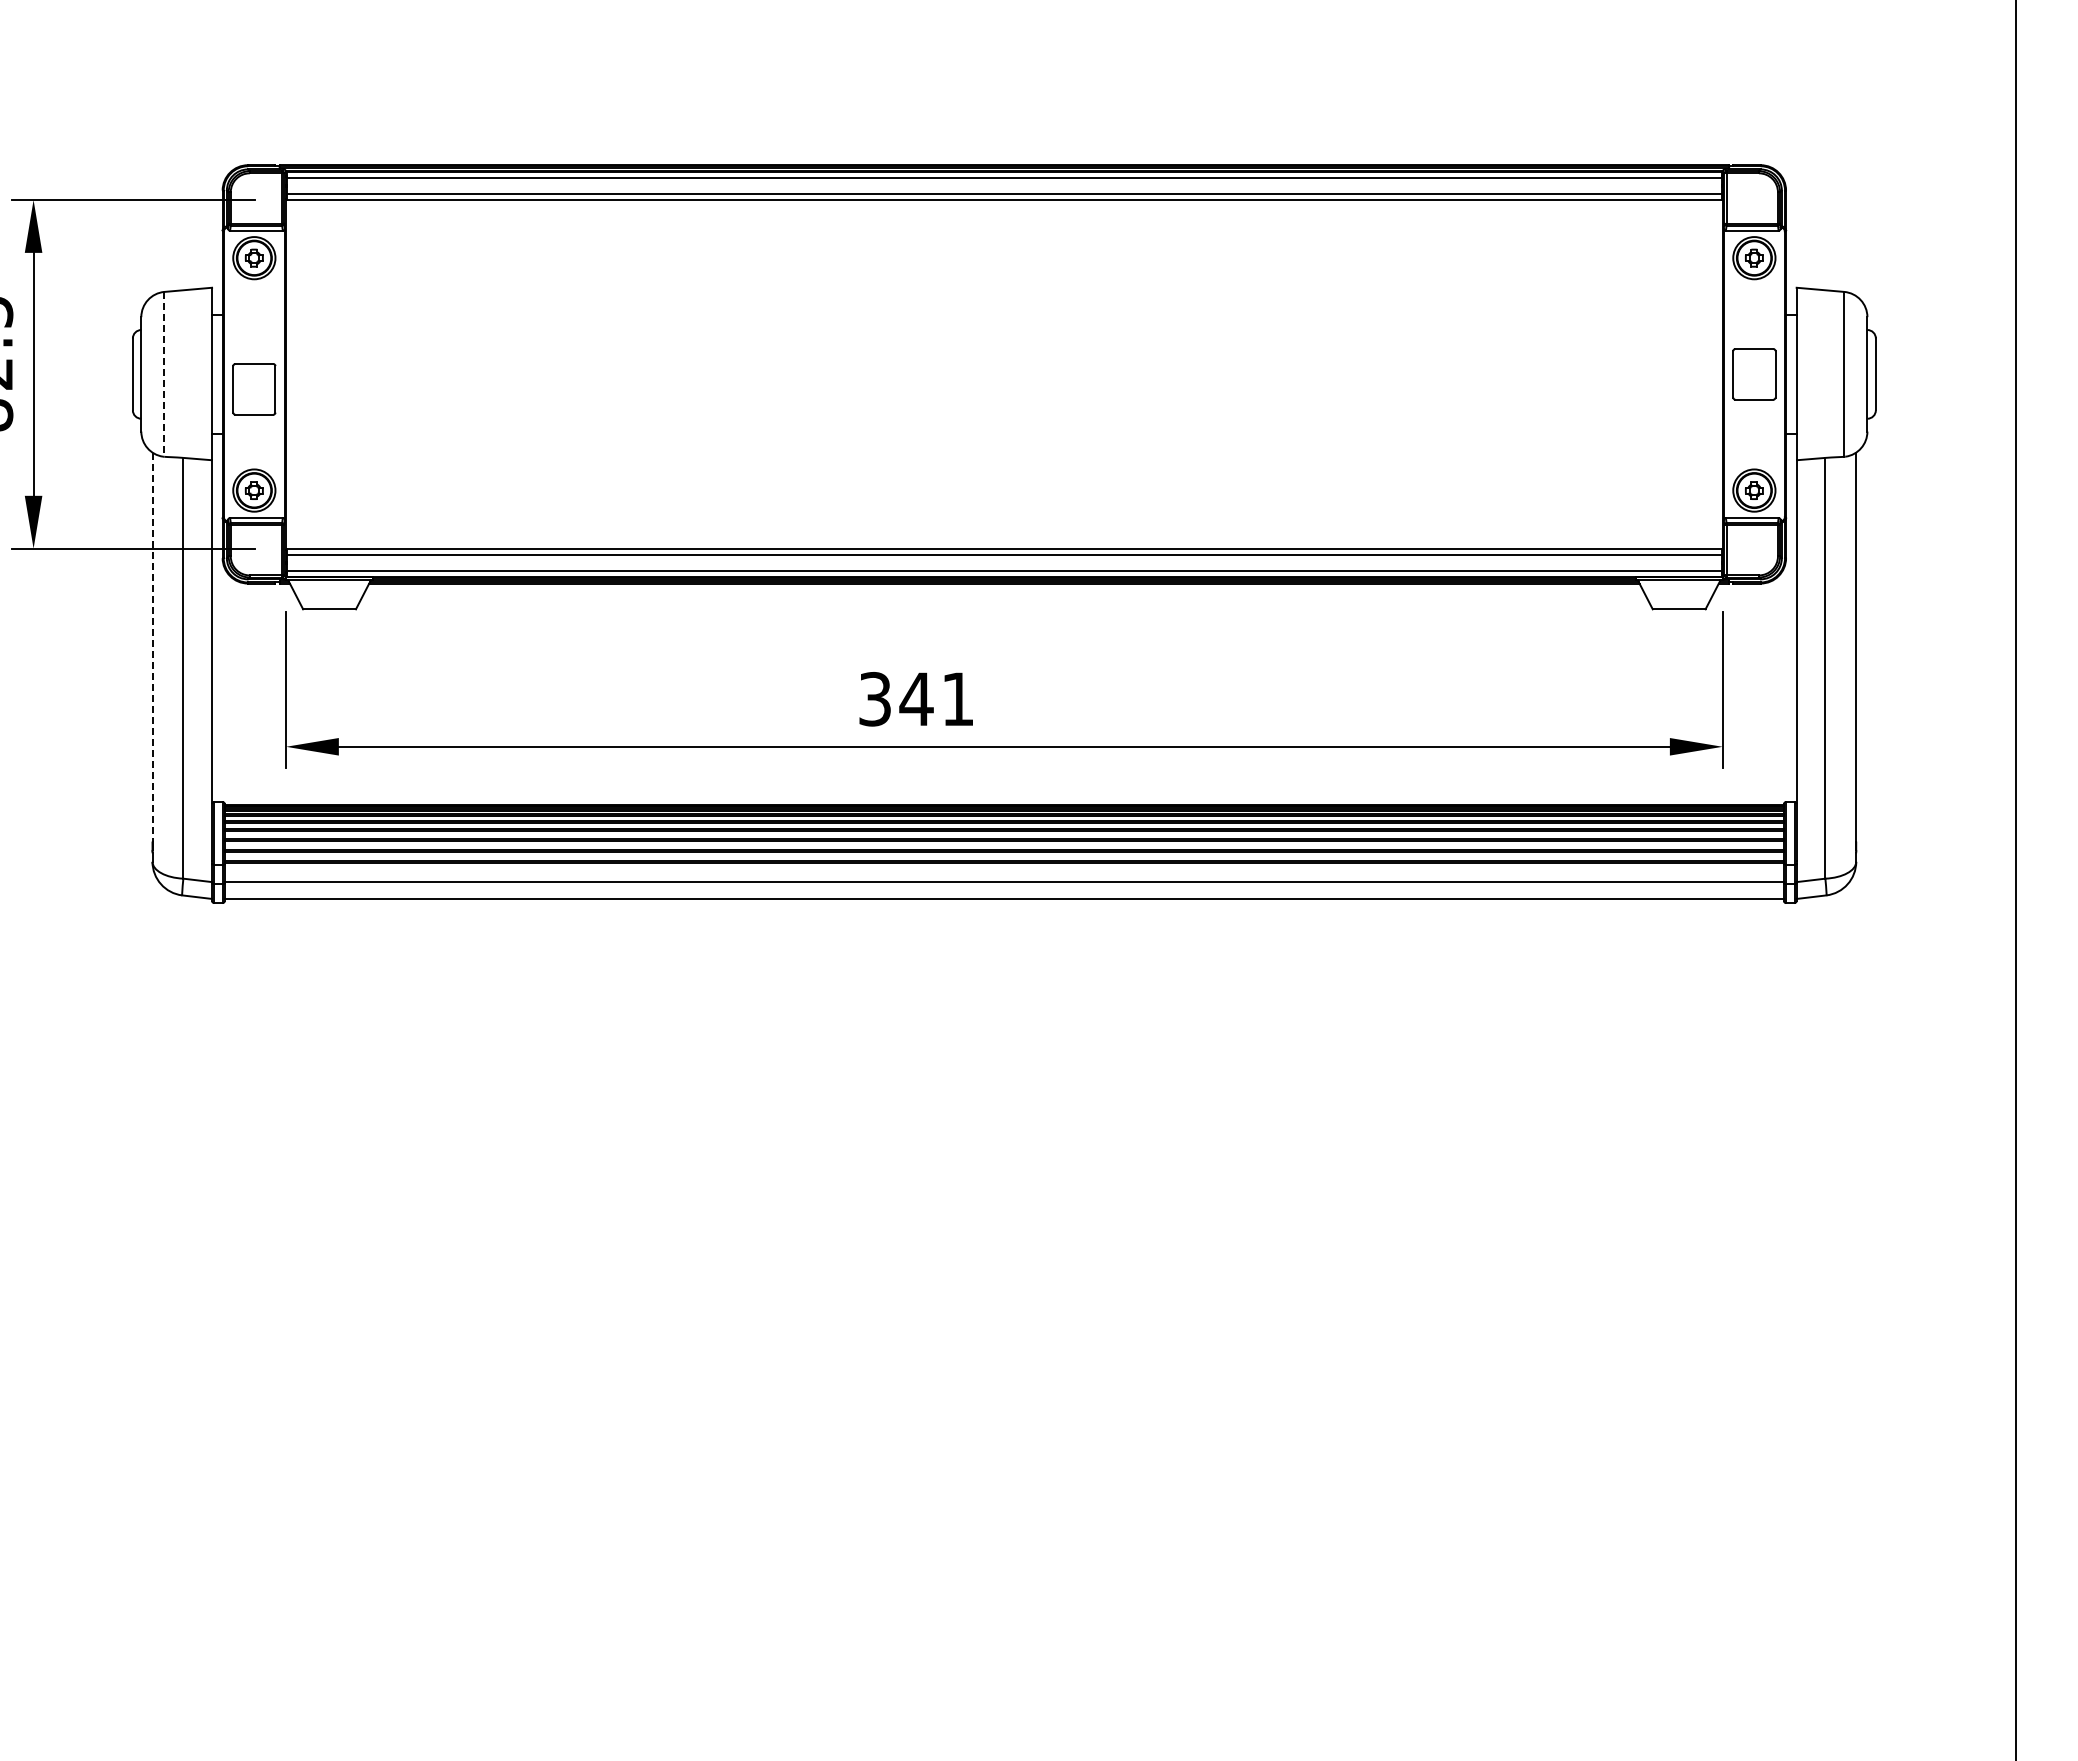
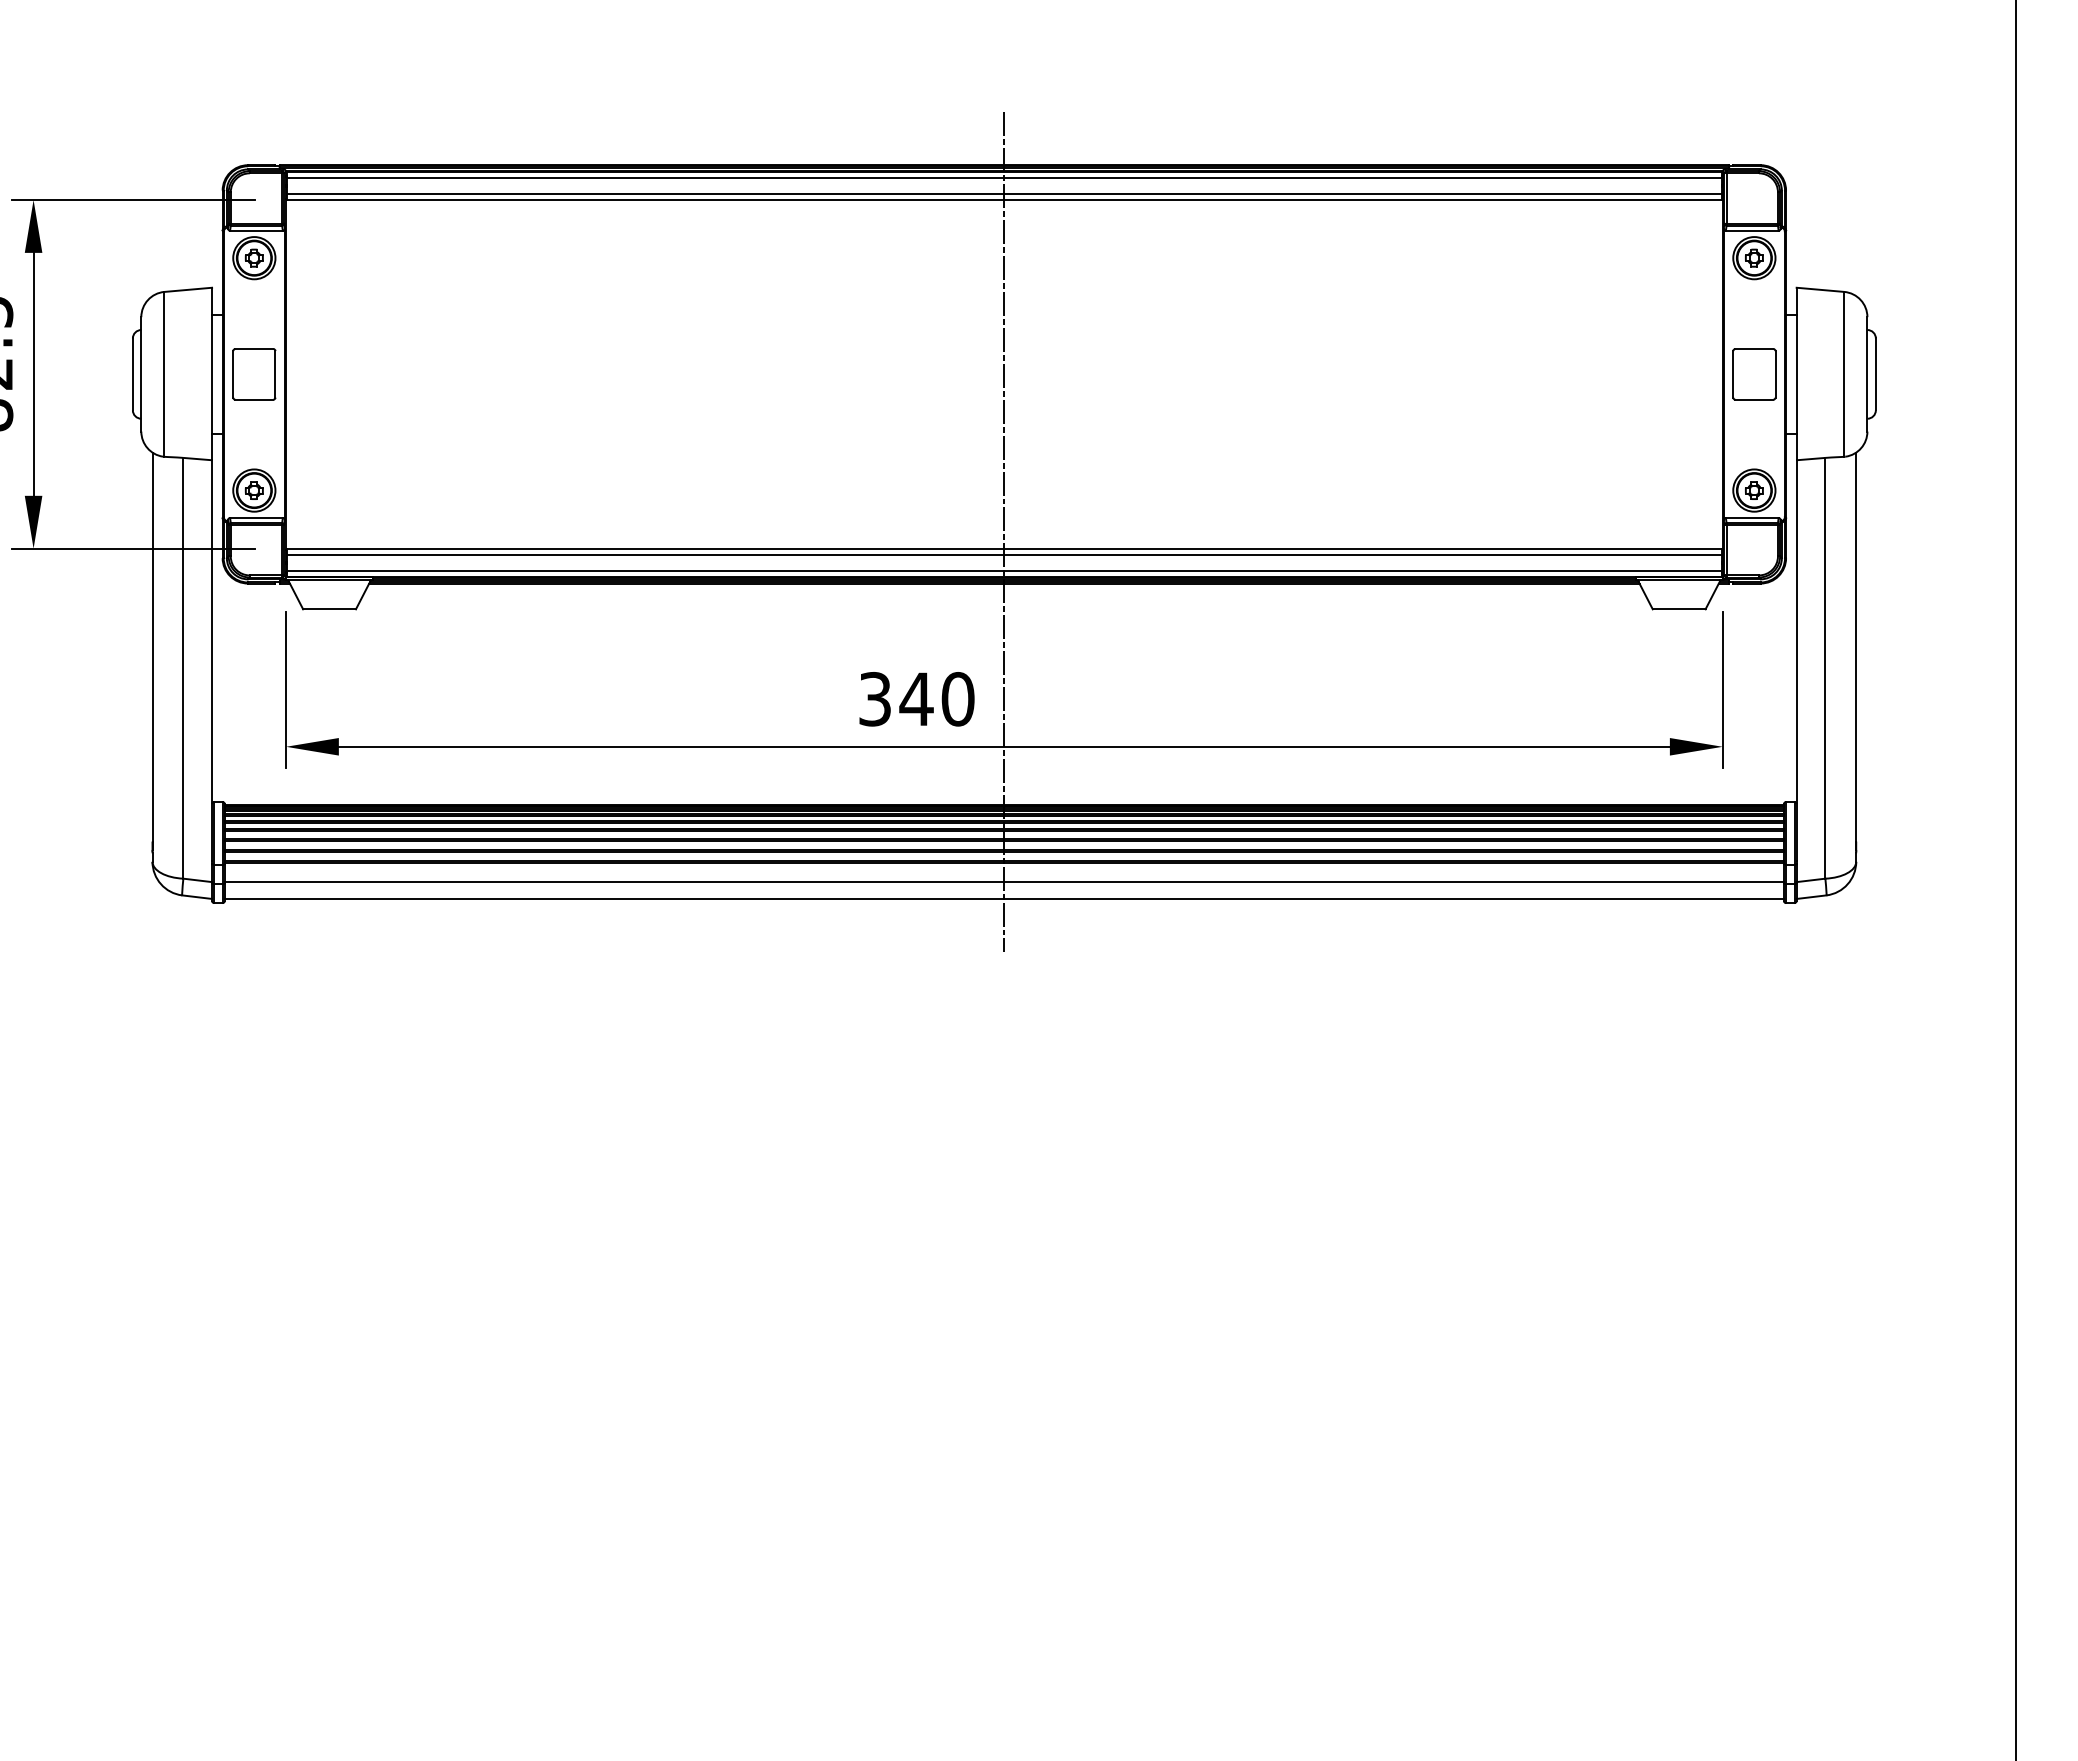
line: dashed -> solid (164, 374)
part position: (254, 389) -> (254, 374) (254, 374)
line: none -> present (1004, 531)
line: dashed -> solid (152, 647)
text: 341 -> 340 (957, 699)
